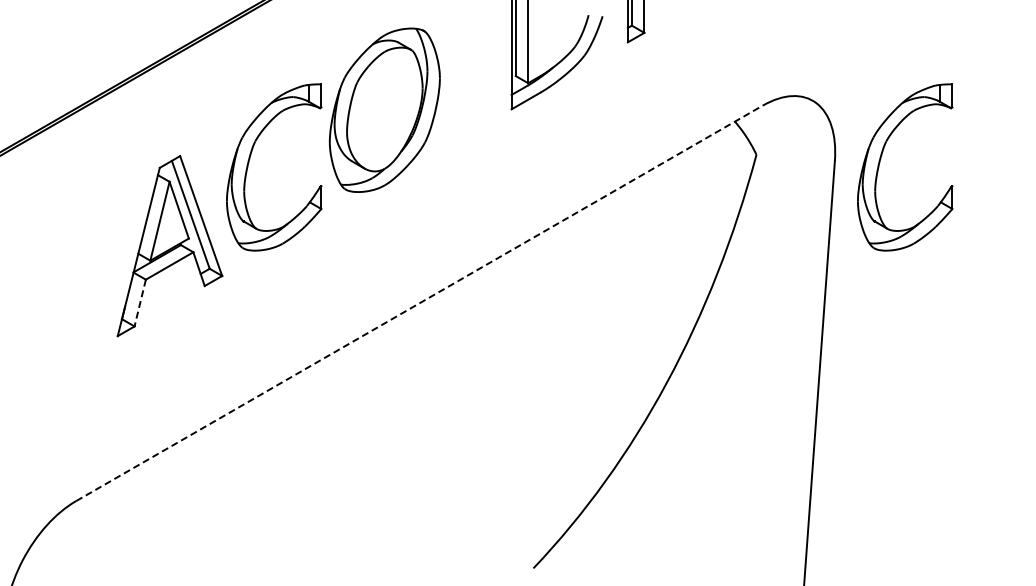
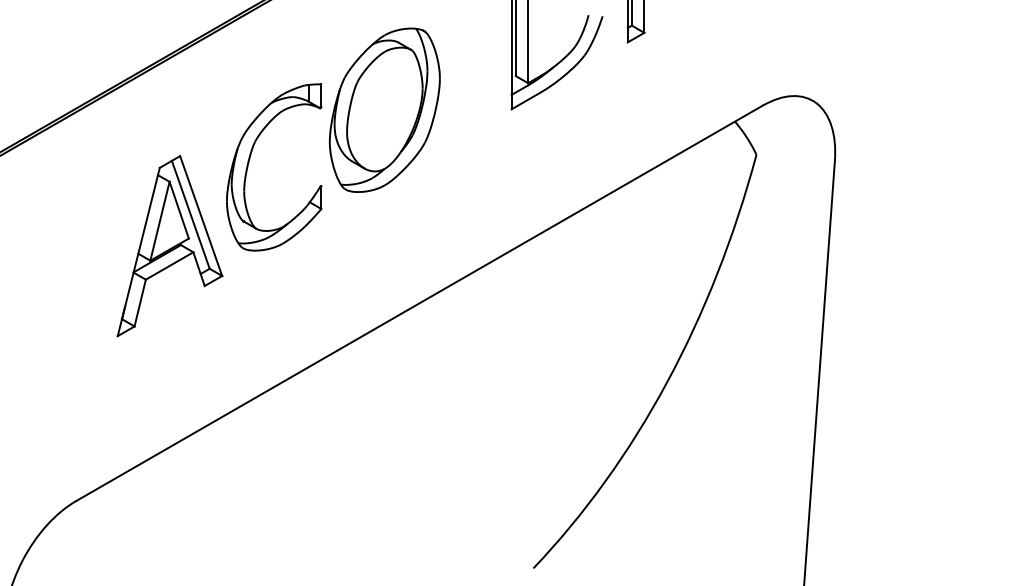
part: present -> none (881, 159)
line: dashed -> solid (140, 303)
line: dashed -> solid (420, 303)
